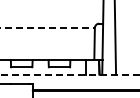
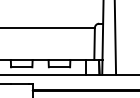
line: dashed -> solid (47, 28)
line: dashed -> solid (70, 74)
